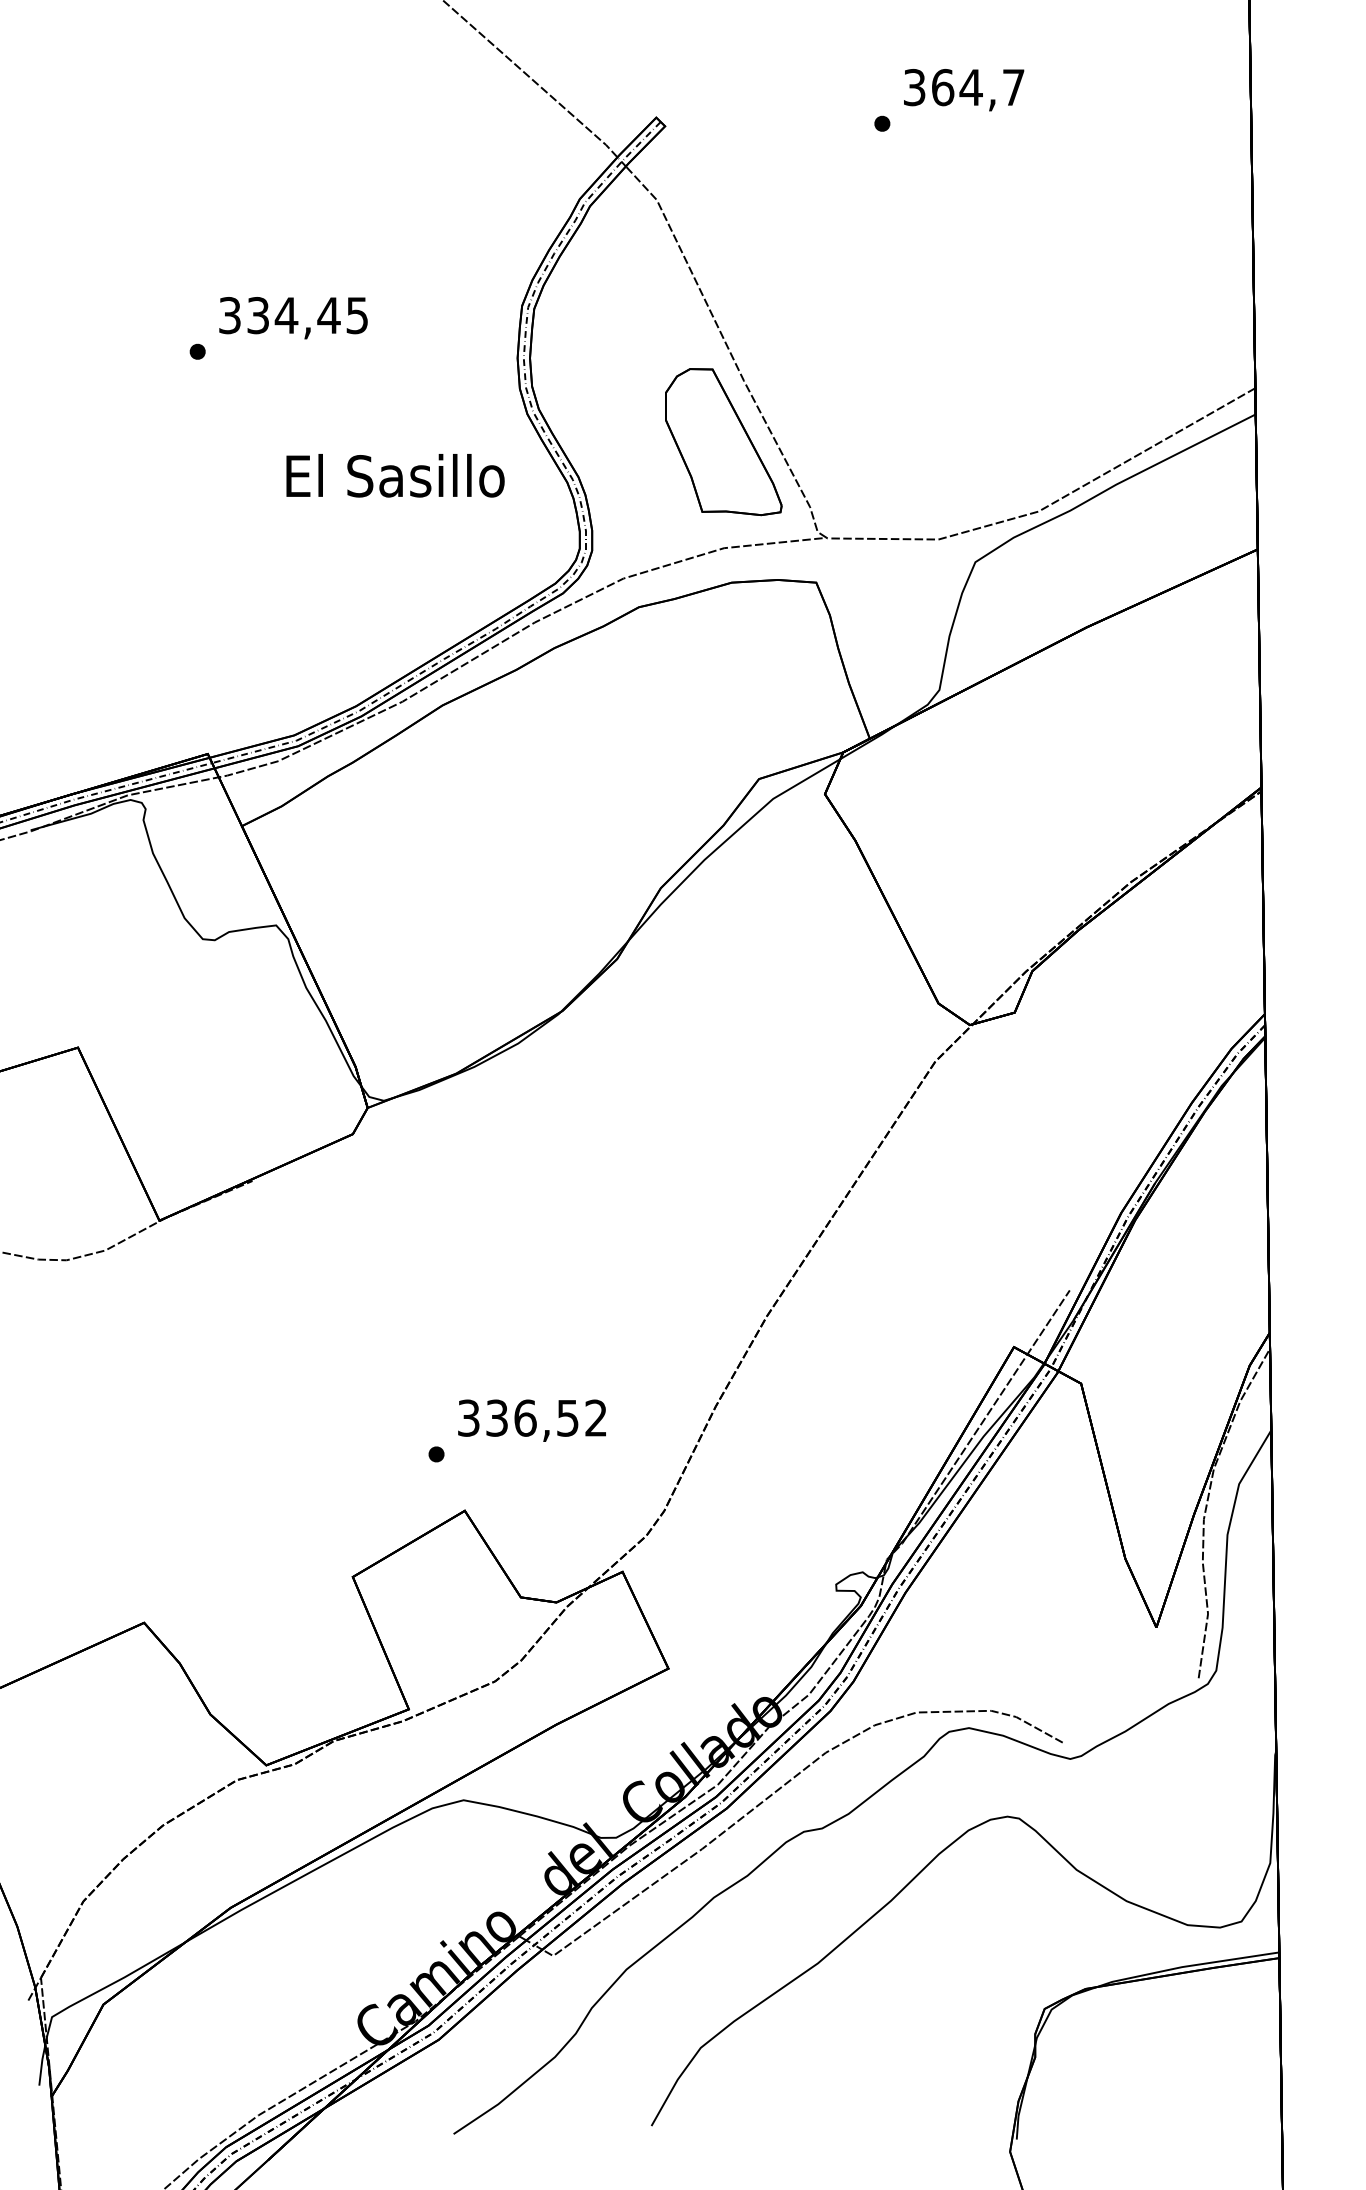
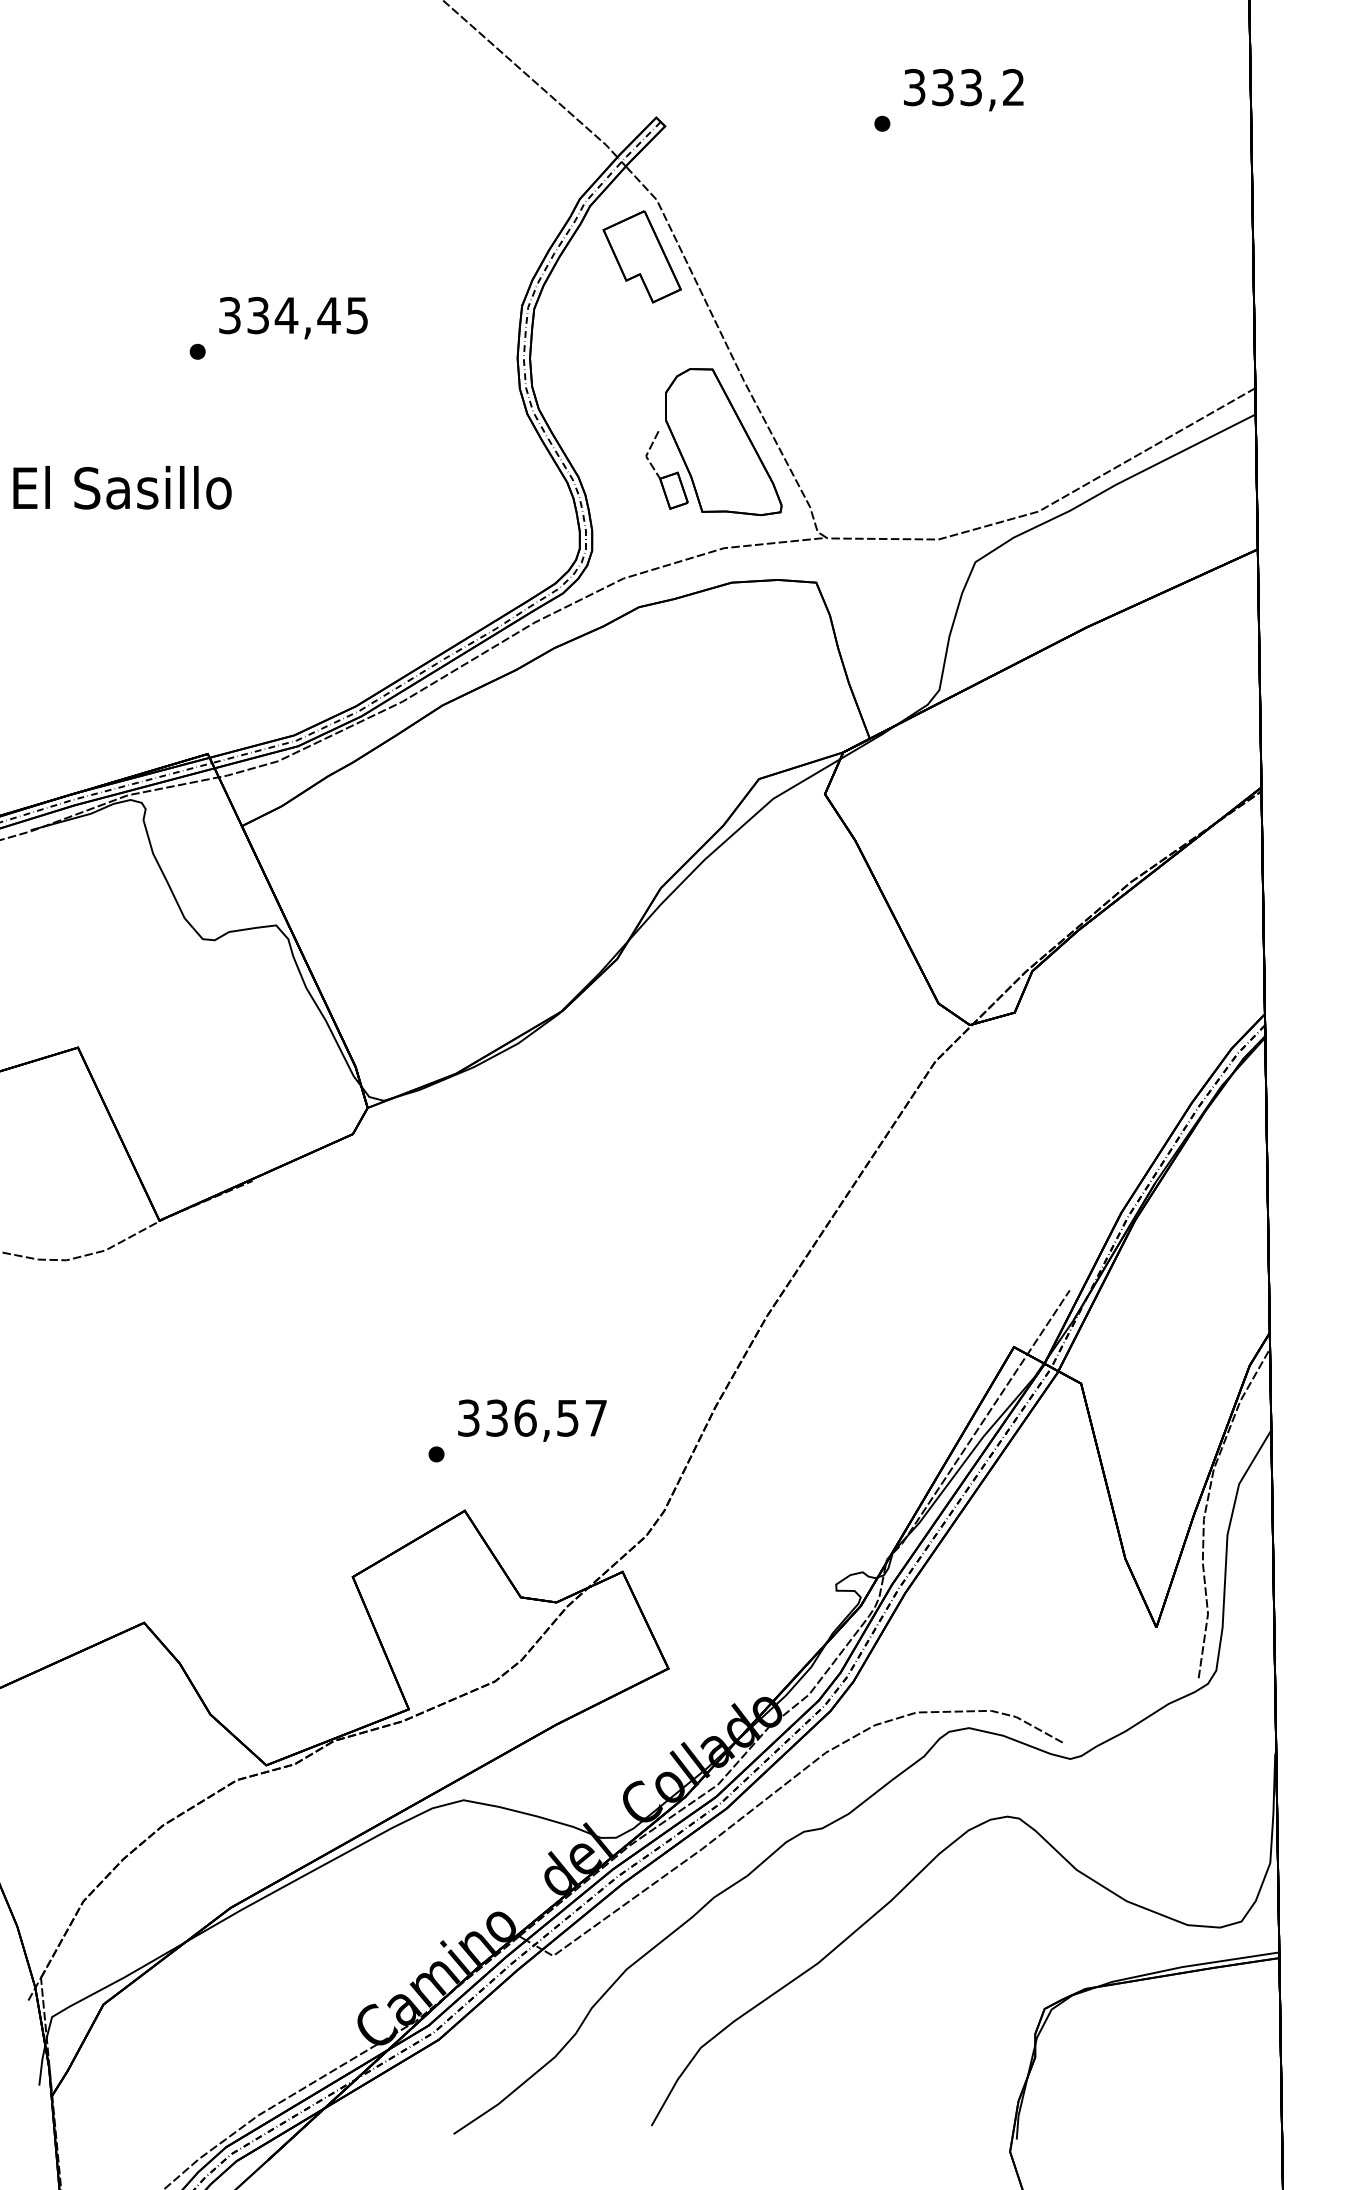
text: 364,7 -> 333,2 (978, 87)
part: none -> present (641, 256)
part: none -> present (666, 470)
text position: (395, 475) -> (122, 487) (122, 487)
text: 336,52 -> 336,57 (595, 1417)
